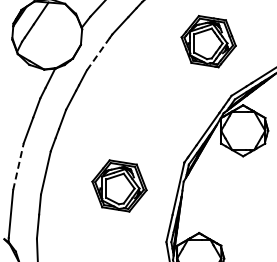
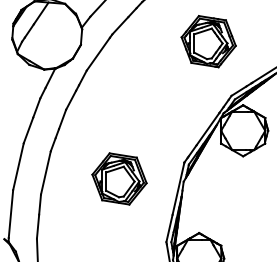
line: dashed -> solid (98, 54)
line: dashed -> solid (18, 166)
part position: (119, 185) -> (119, 178) (119, 178)
